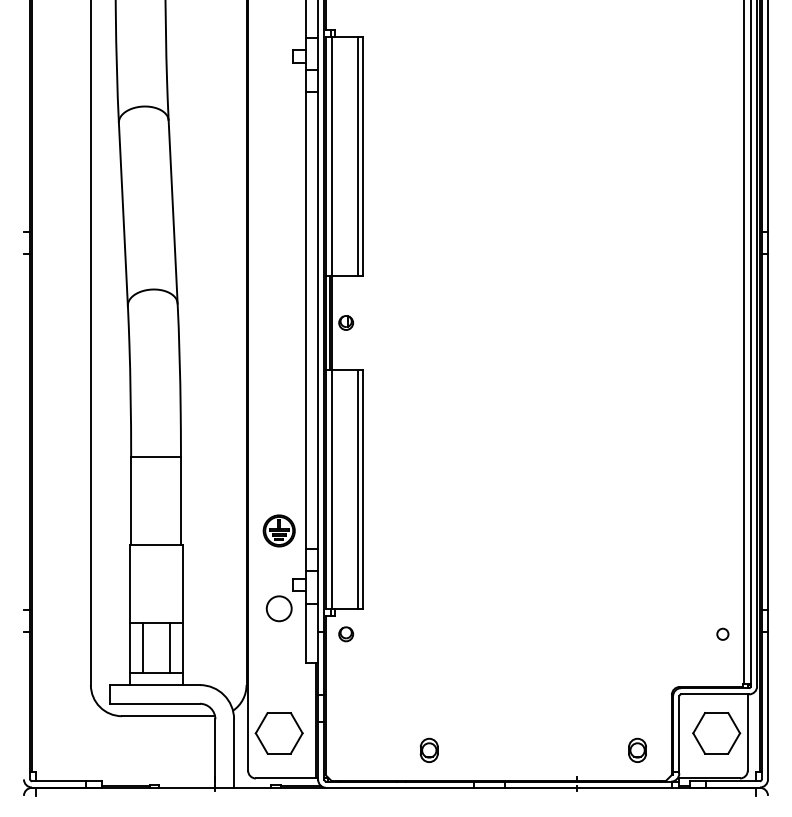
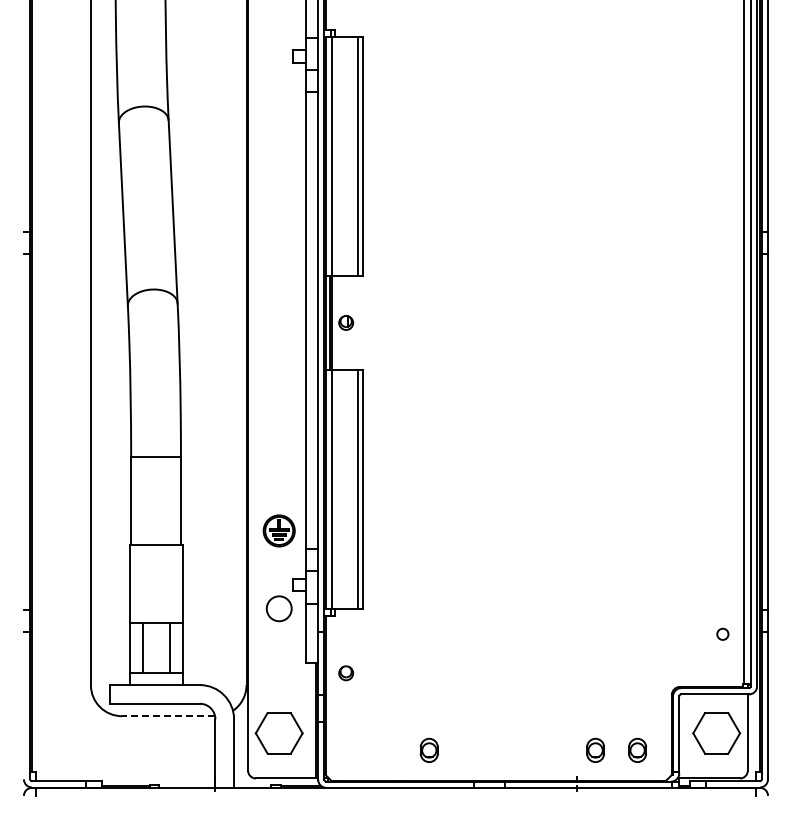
part position: (346, 634) -> (346, 673) (346, 673)
line: solid -> dashed (168, 716)
part: none -> present (595, 749)
